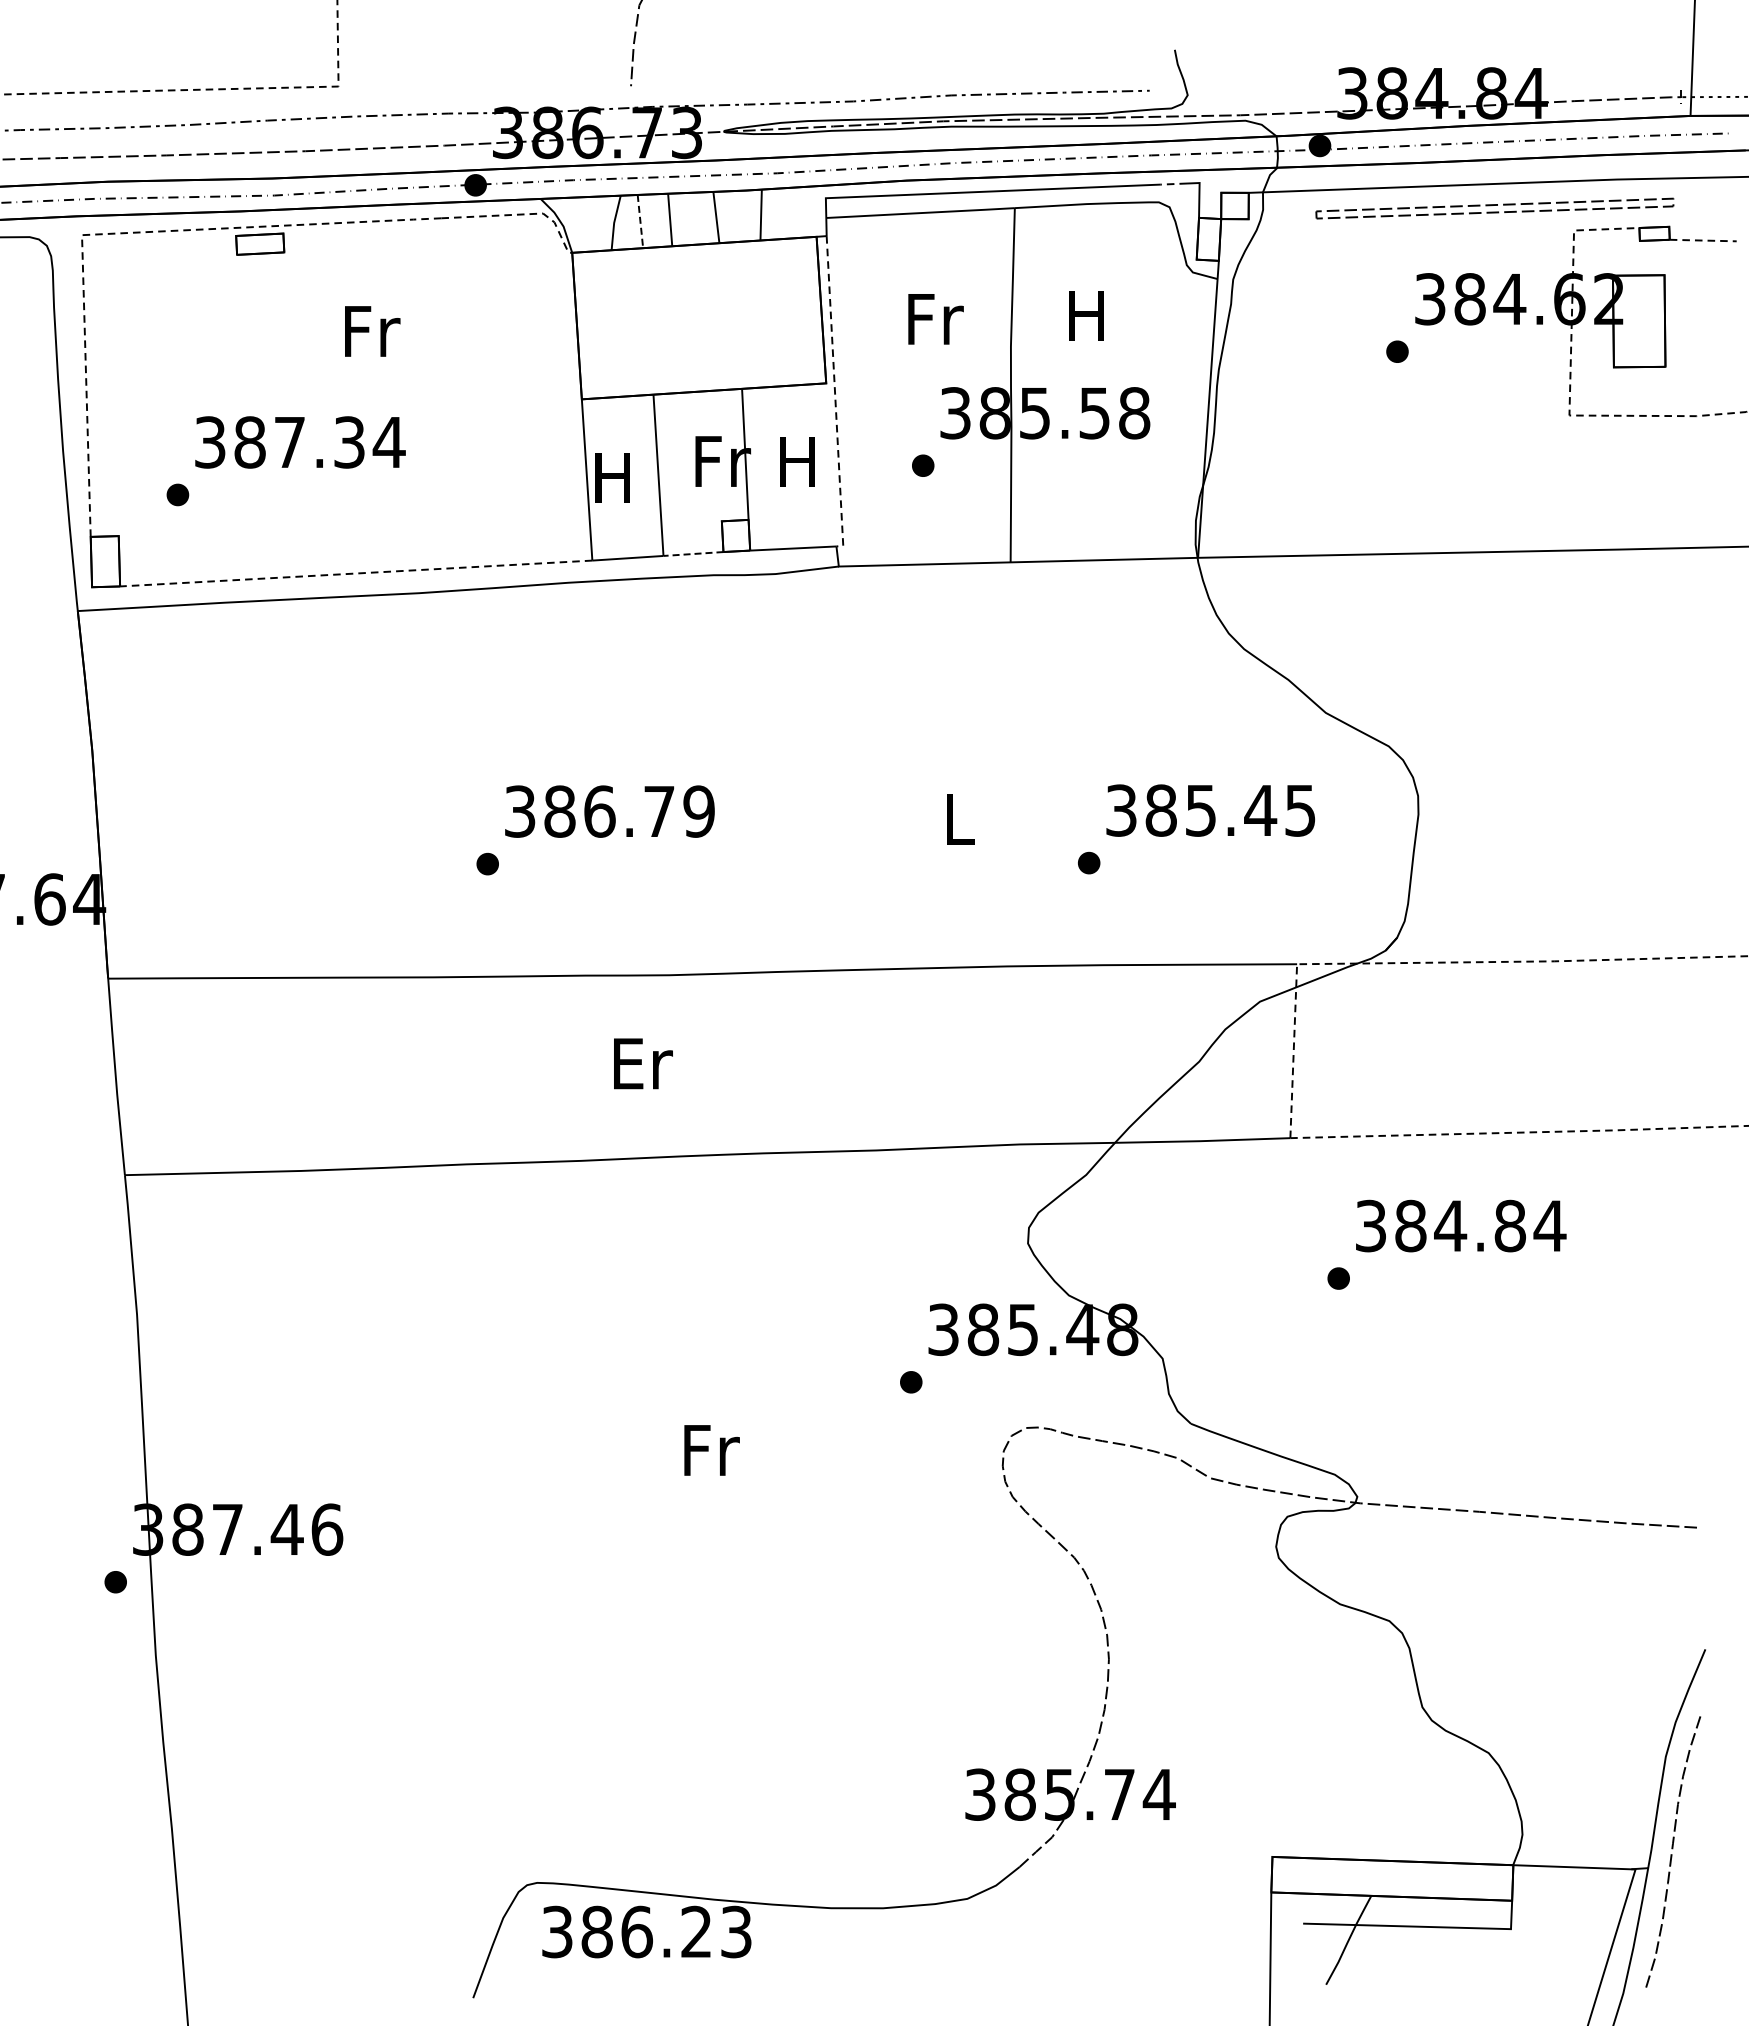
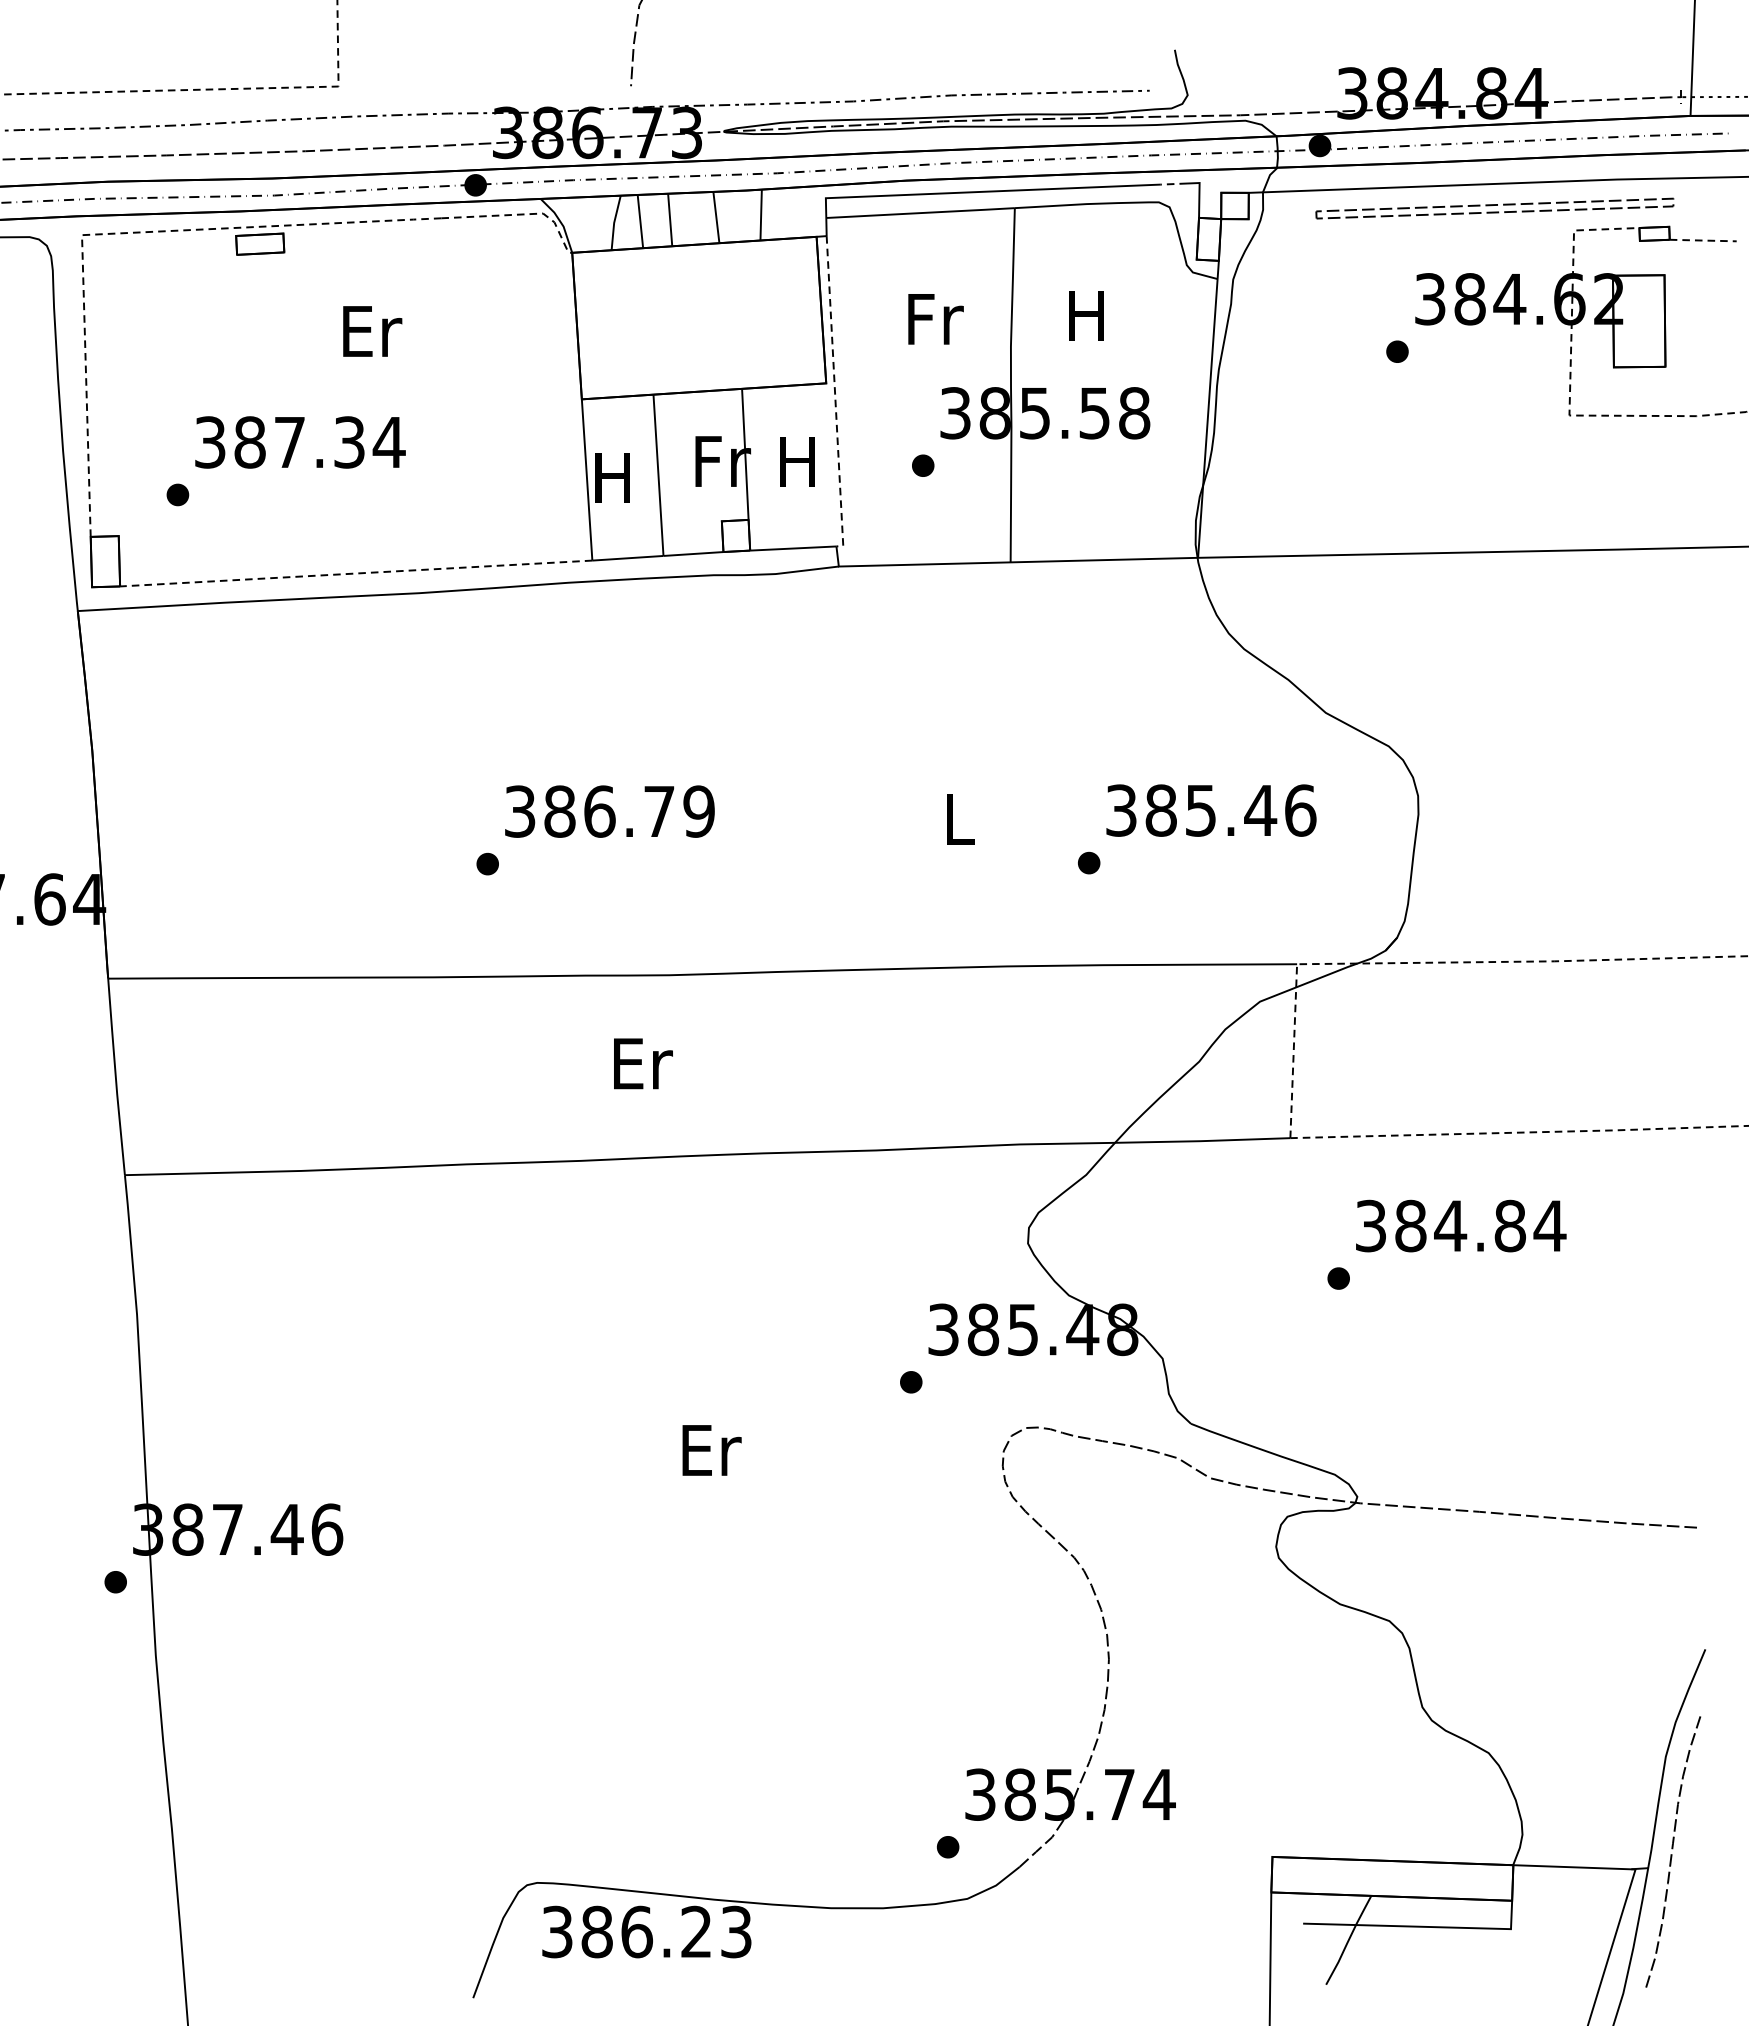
line: dashed -> solid (640, 221)
text: Fr -> Er (372, 331)
line: dashed -> solid (692, 554)
text: 385.45 -> 385.46 (1300, 810)
text: Fr -> Er (711, 1450)
part: none -> present (947, 1847)
